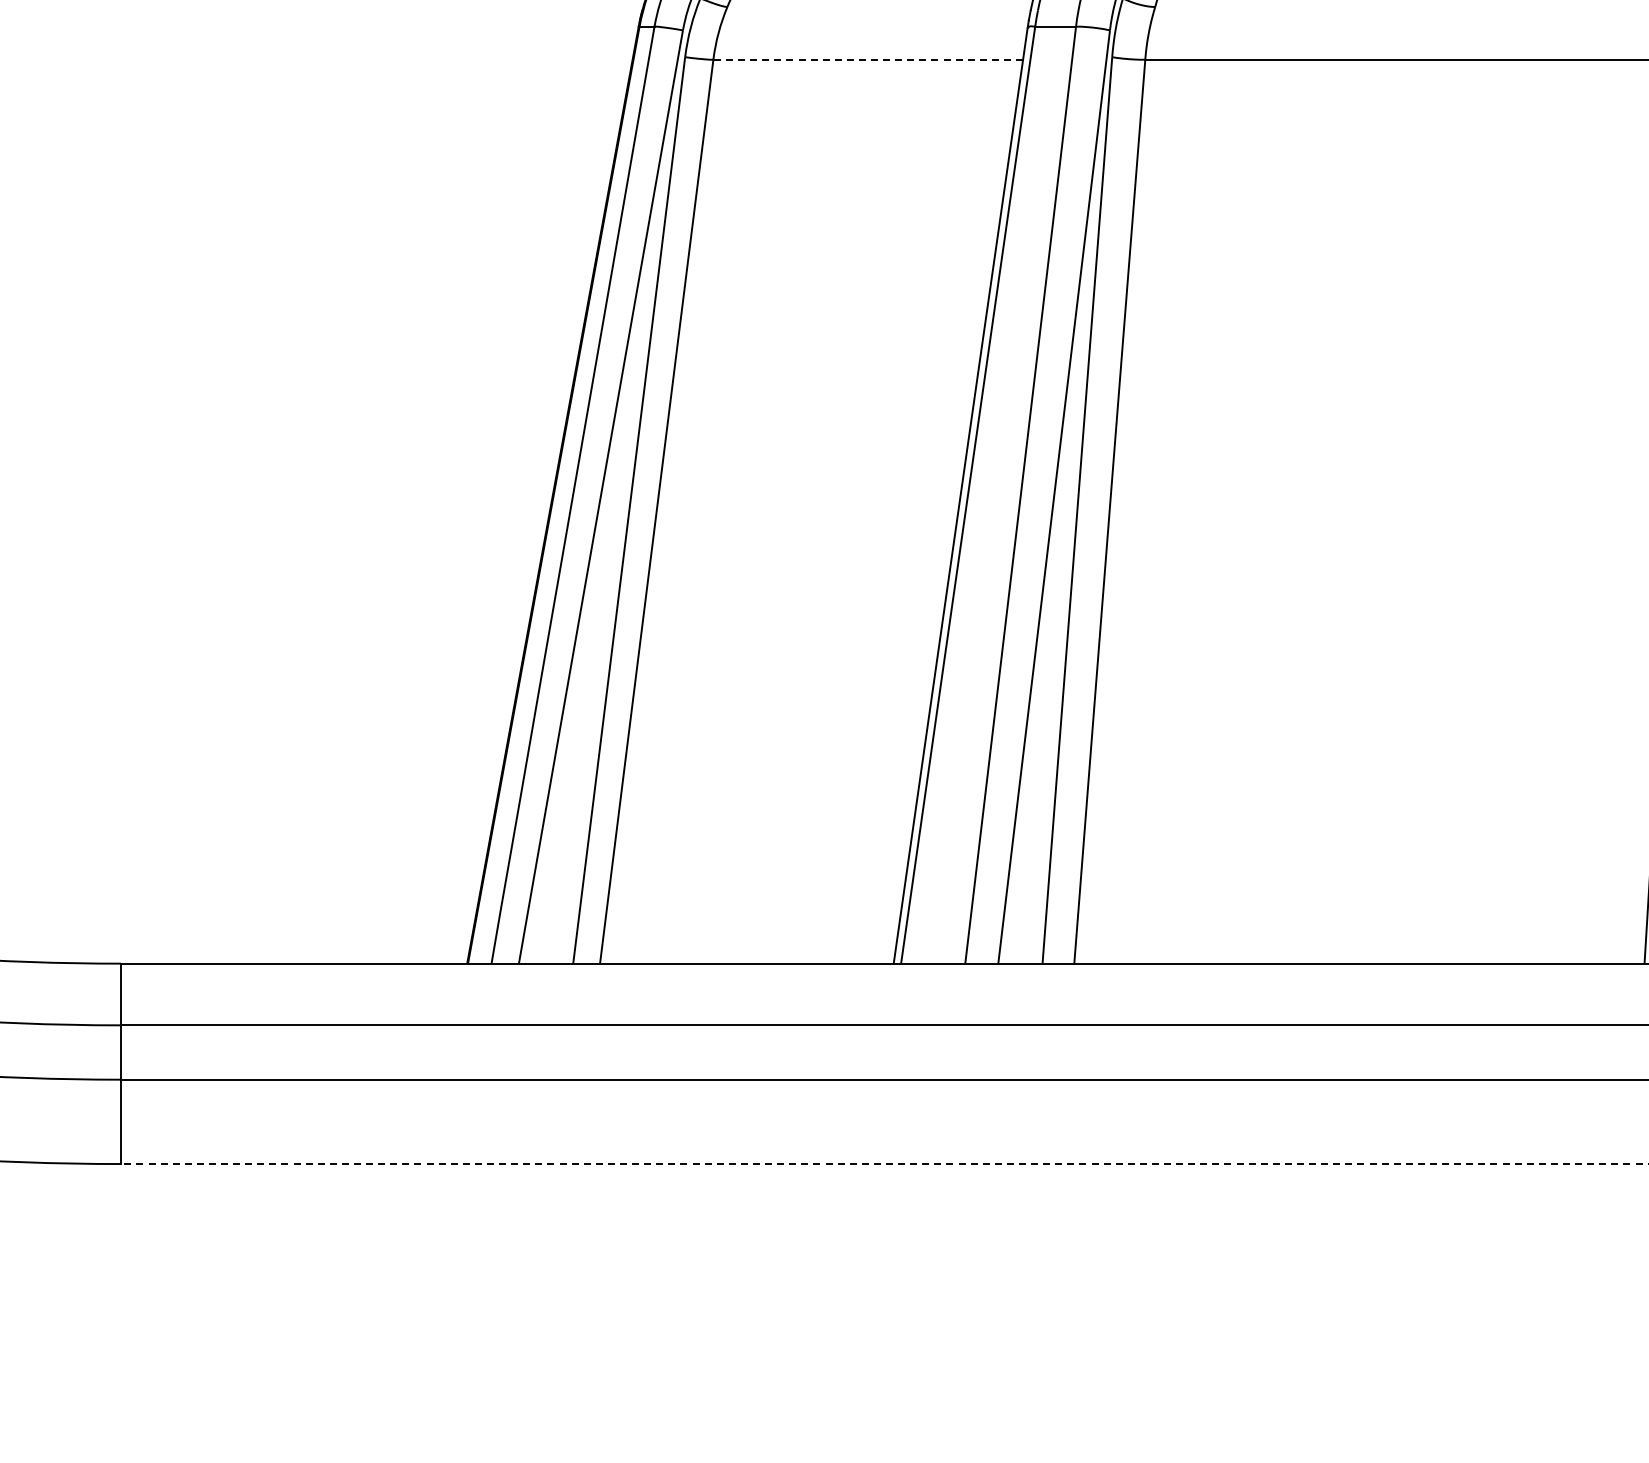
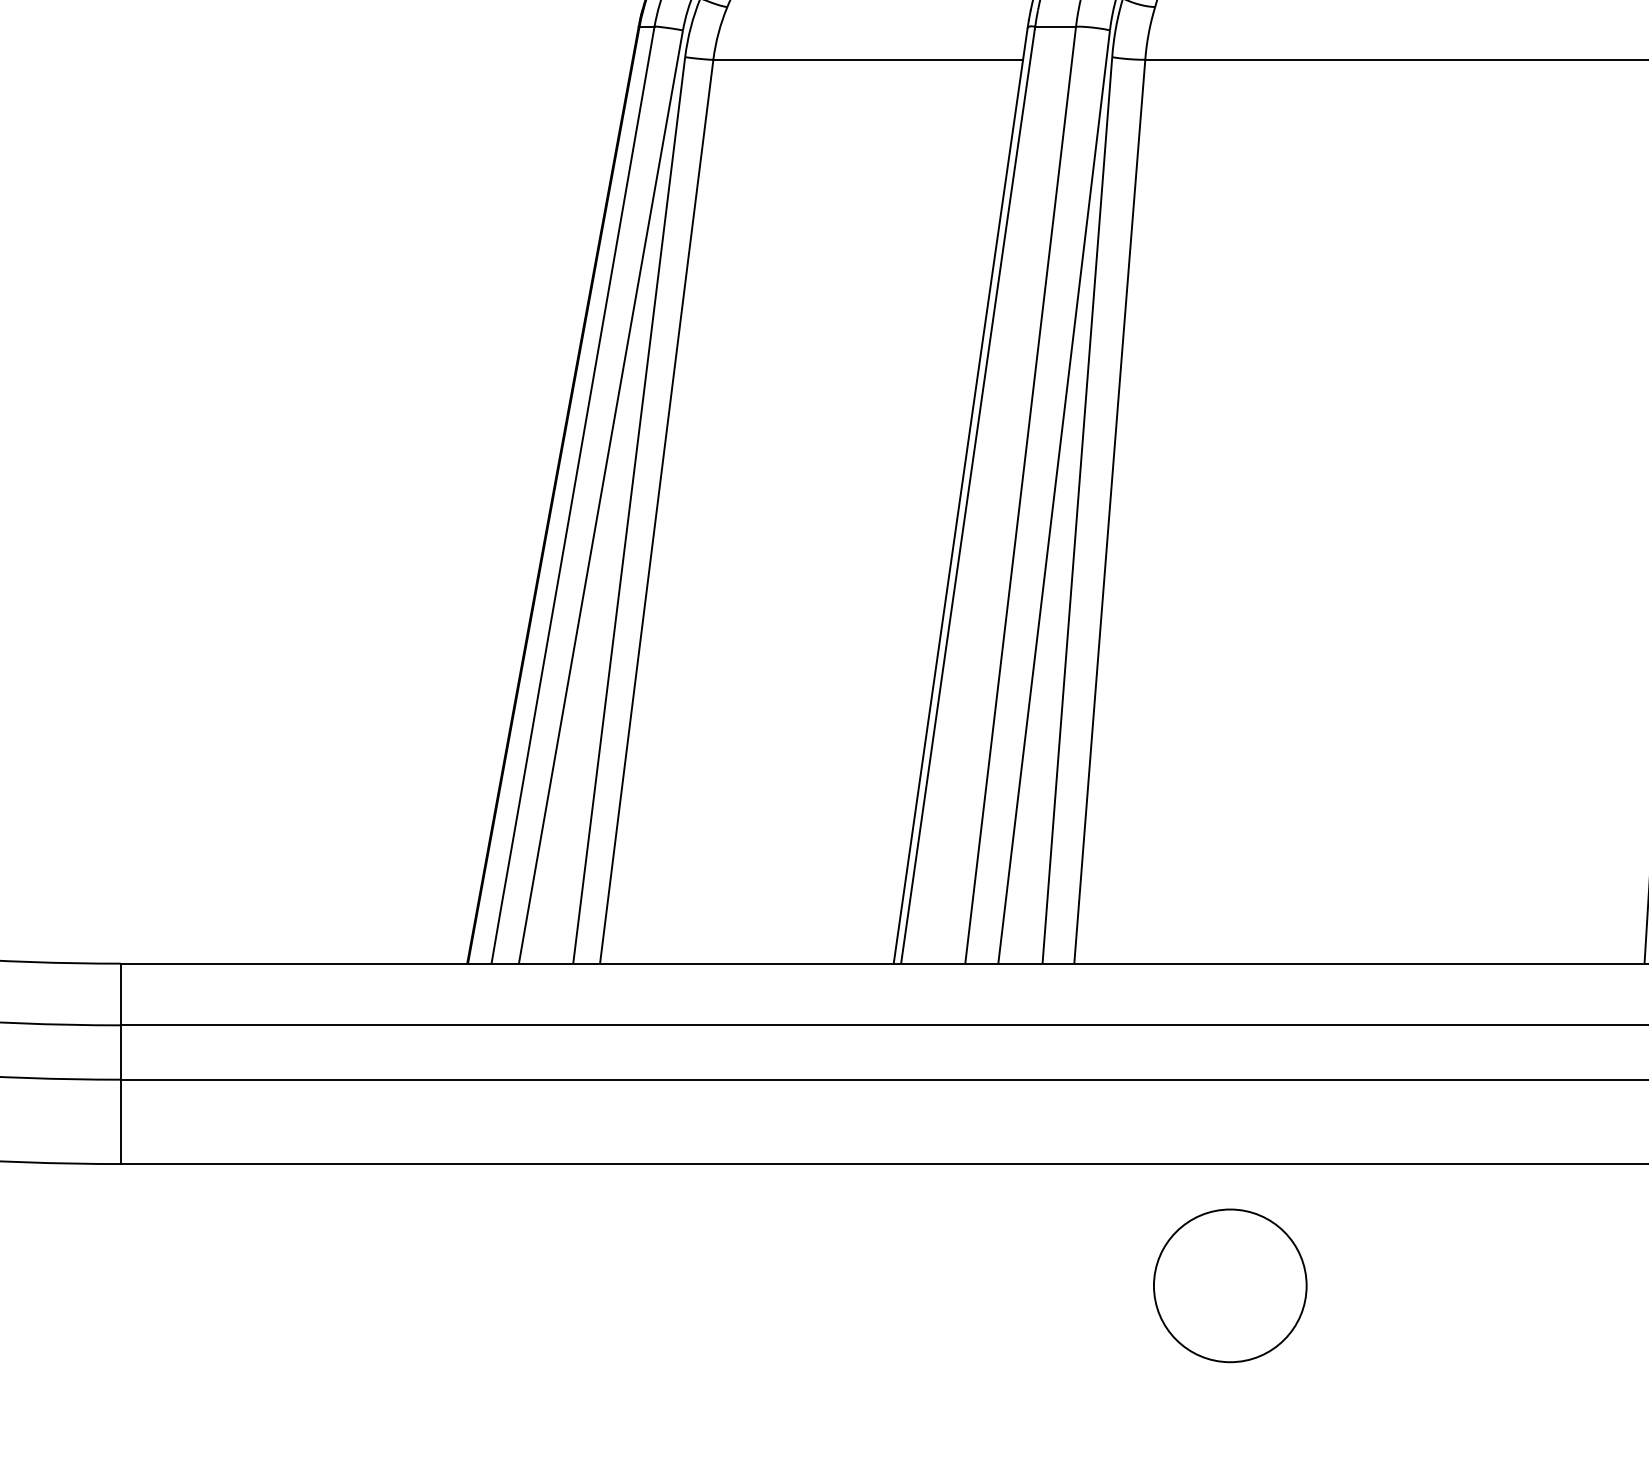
line: dashed -> solid (868, 59)
line: dashed -> solid (884, 1164)
circle: none -> present (1230, 1285)
